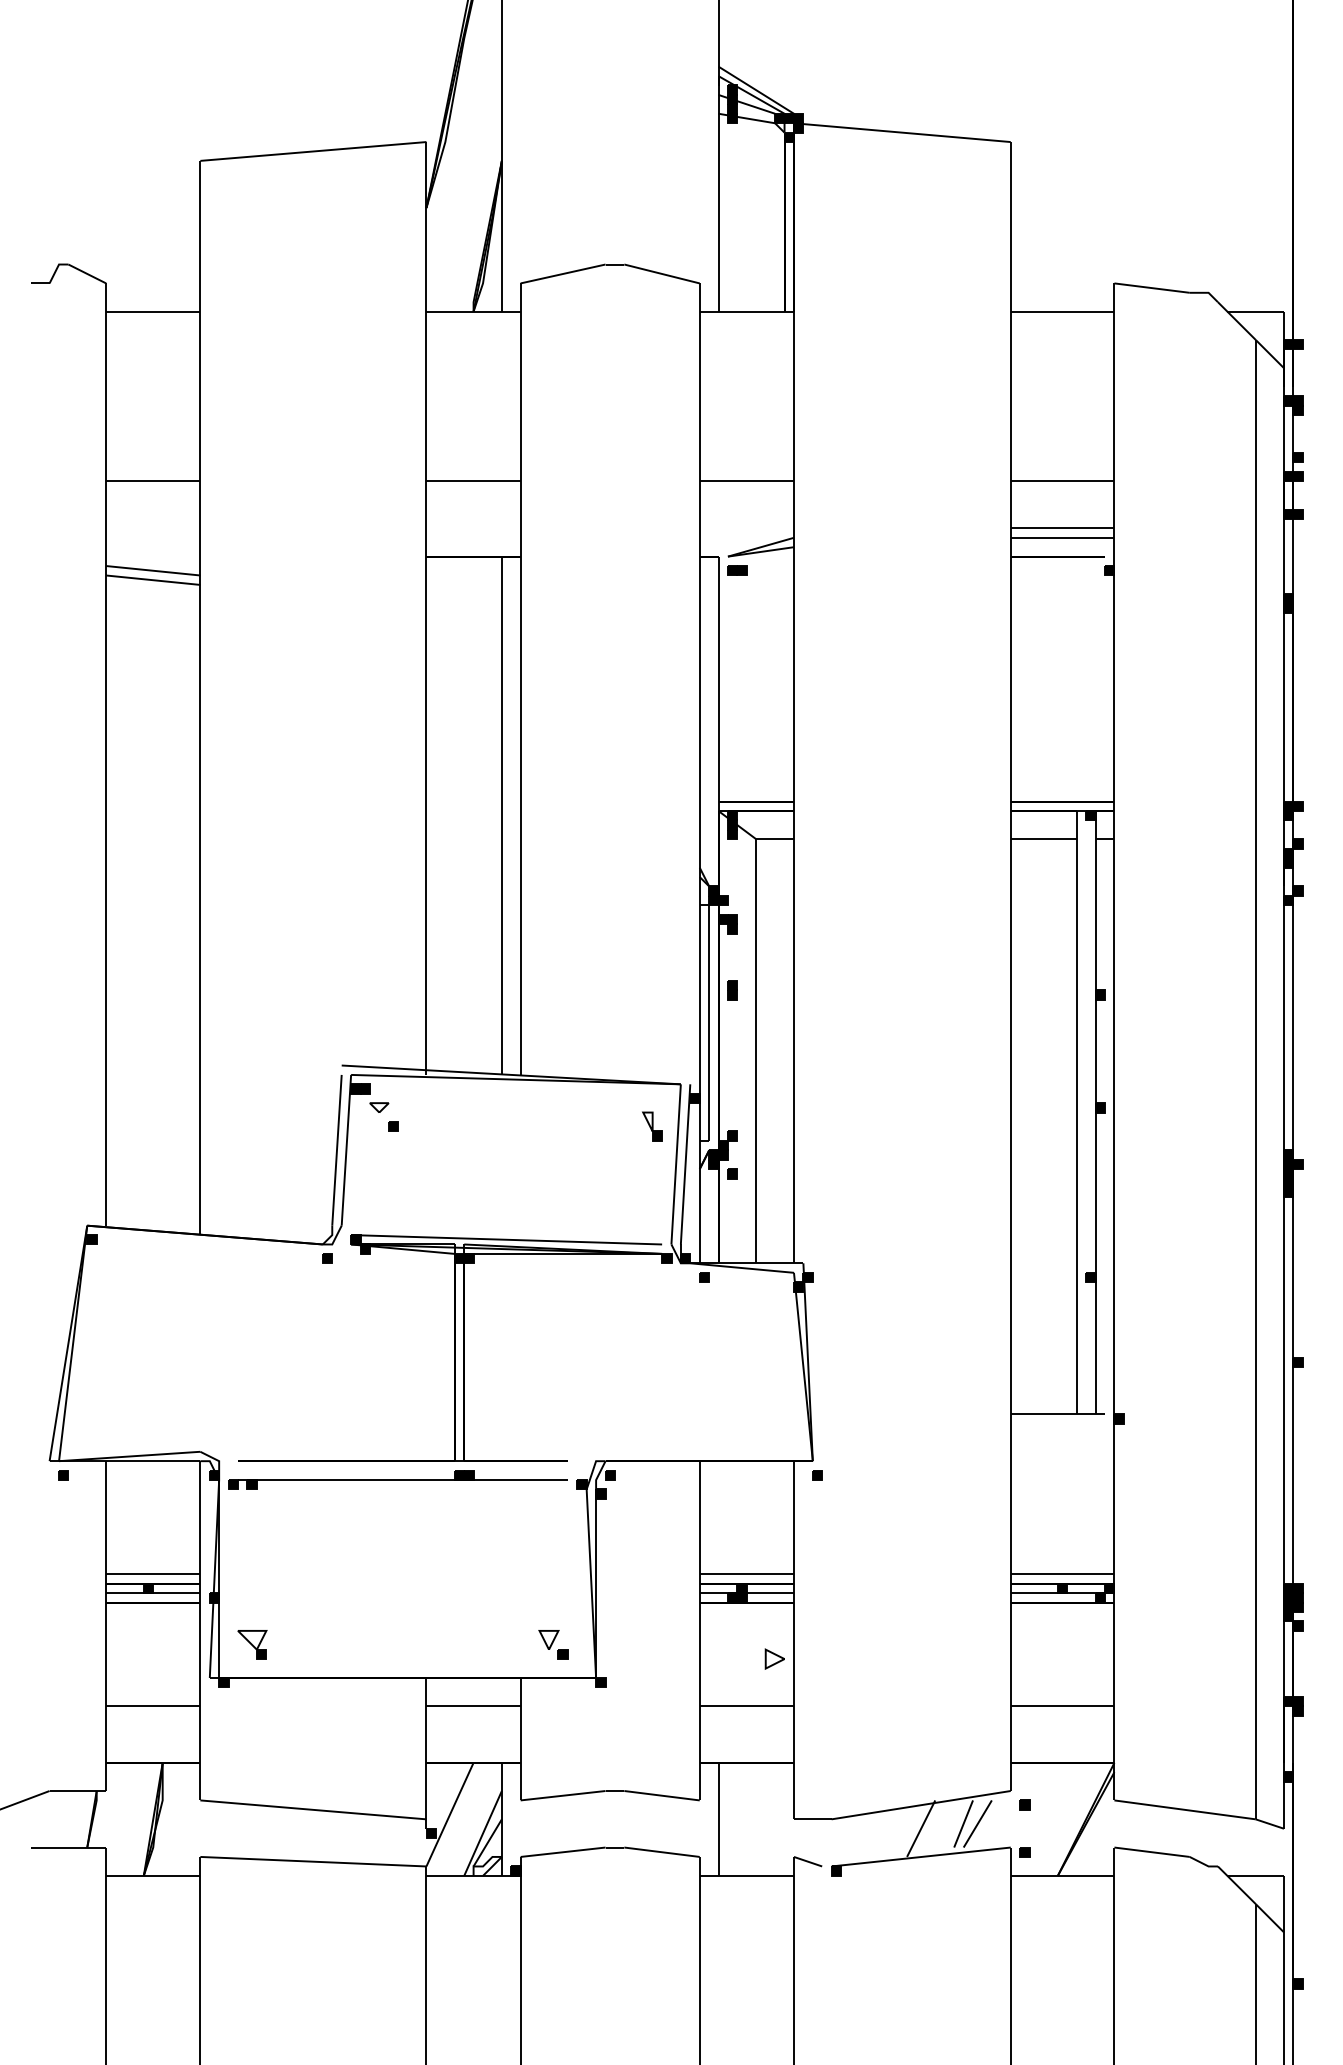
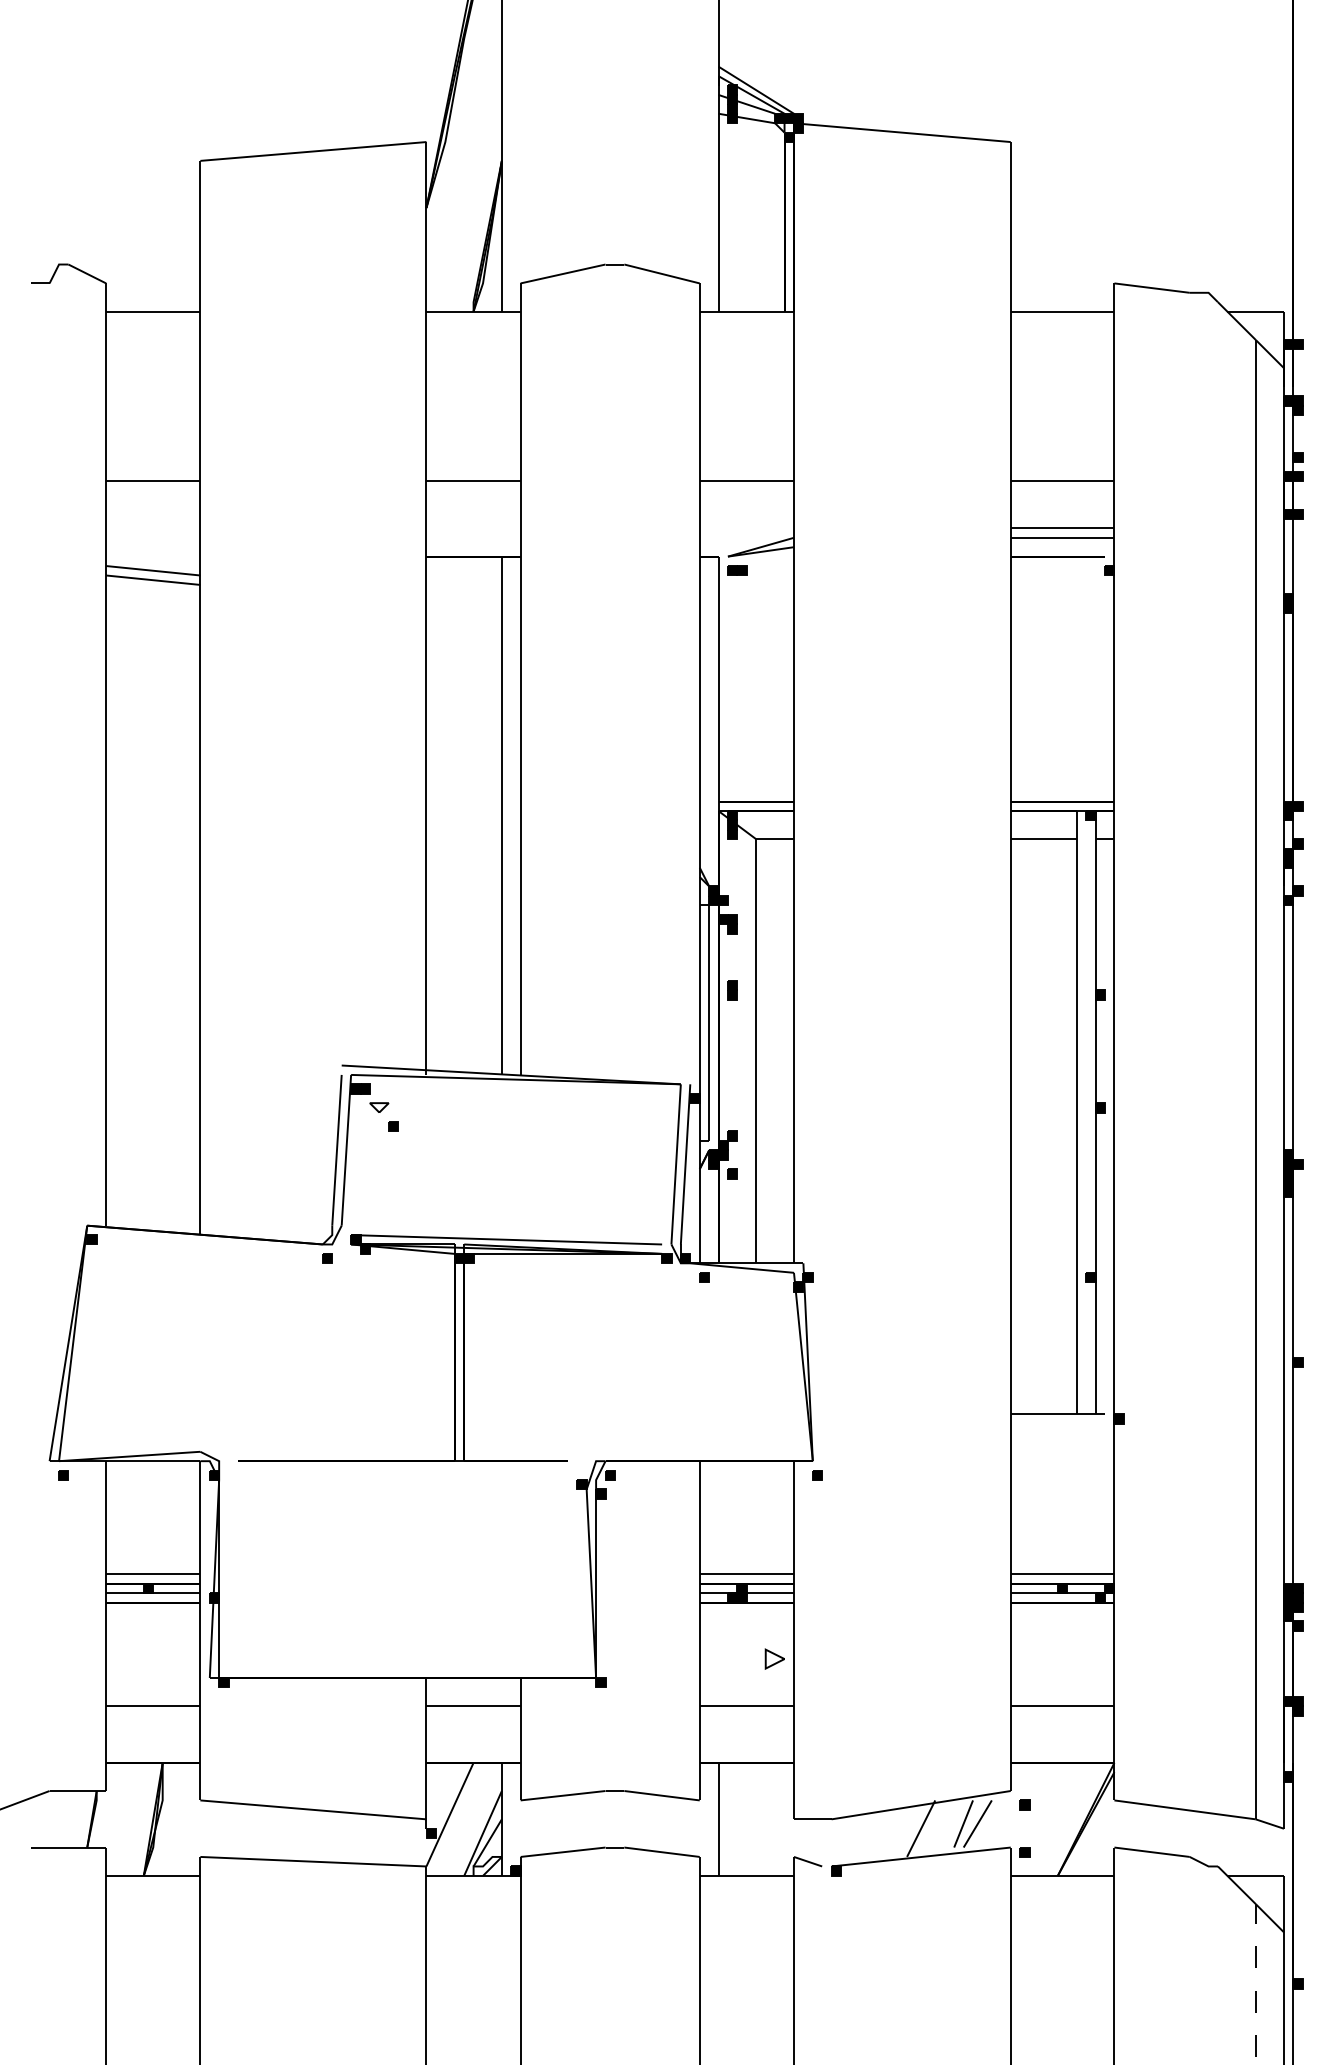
part: present -> none (652, 1126)
part: present -> none (397, 1479)
part: present -> none (252, 1644)
part: present -> none (553, 1644)
line: solid -> dashed (1255, 1984)
